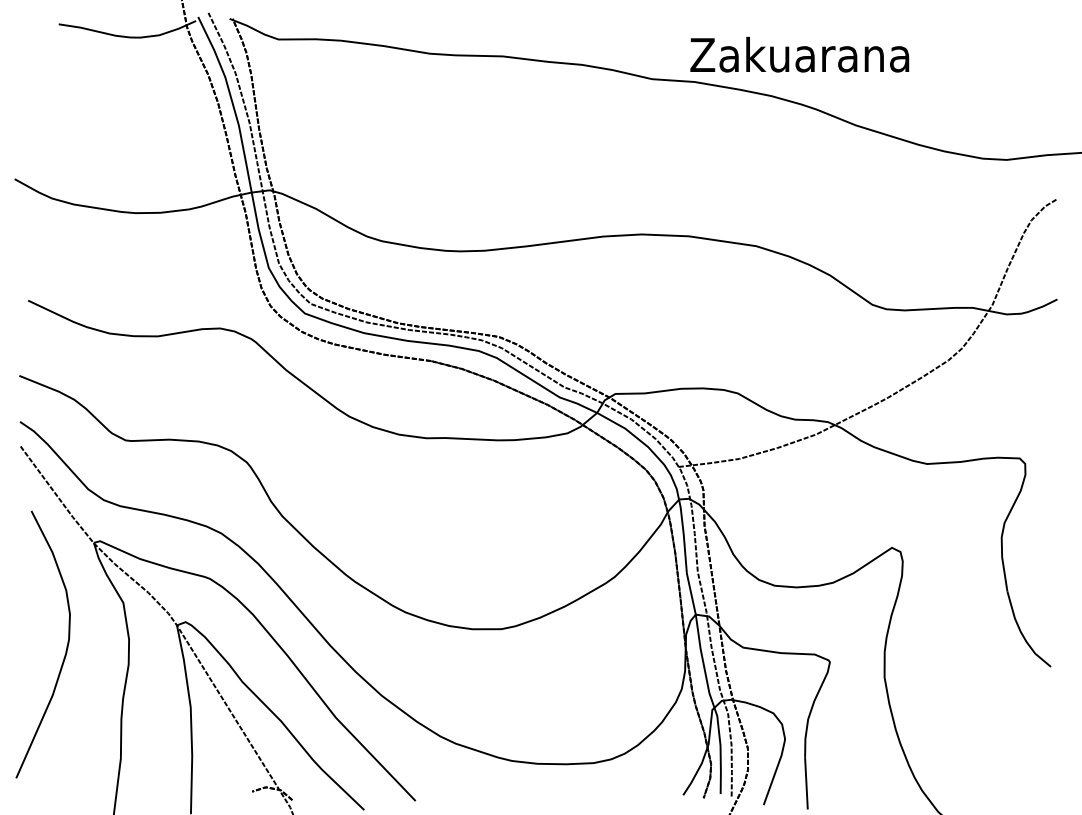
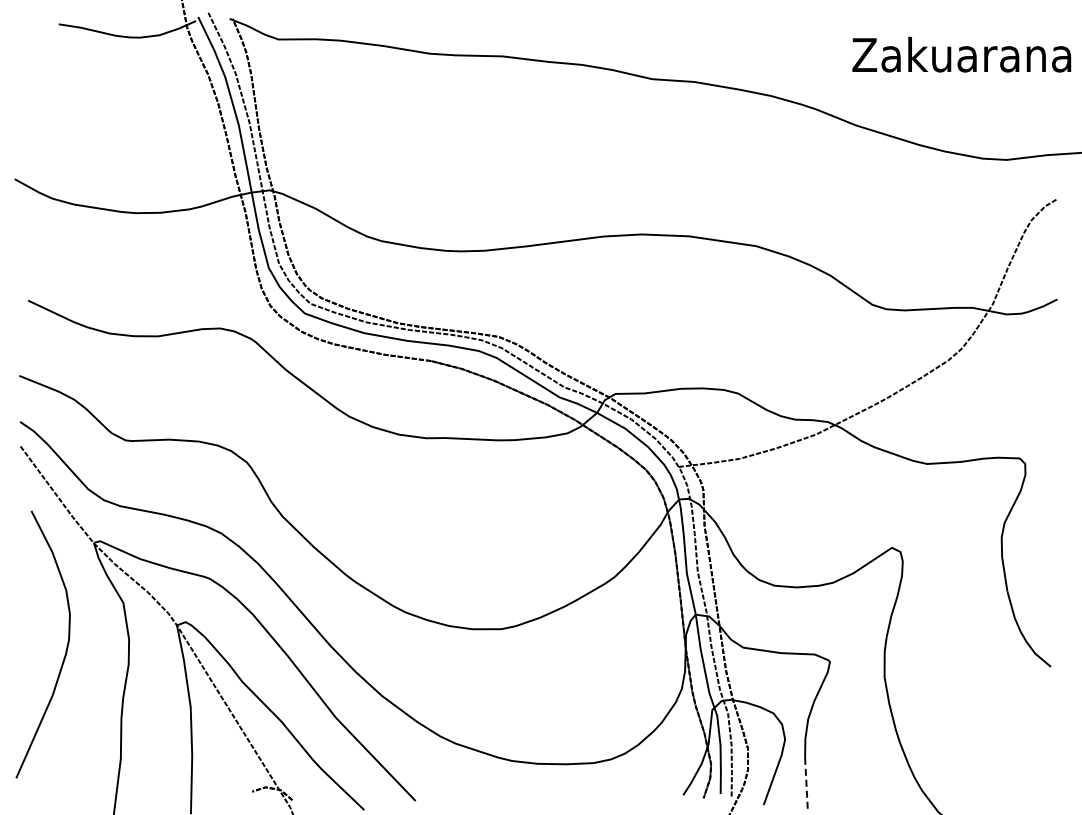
text position: (799, 54) -> (961, 54) (961, 54)
line: solid -> dashed (806, 783)
